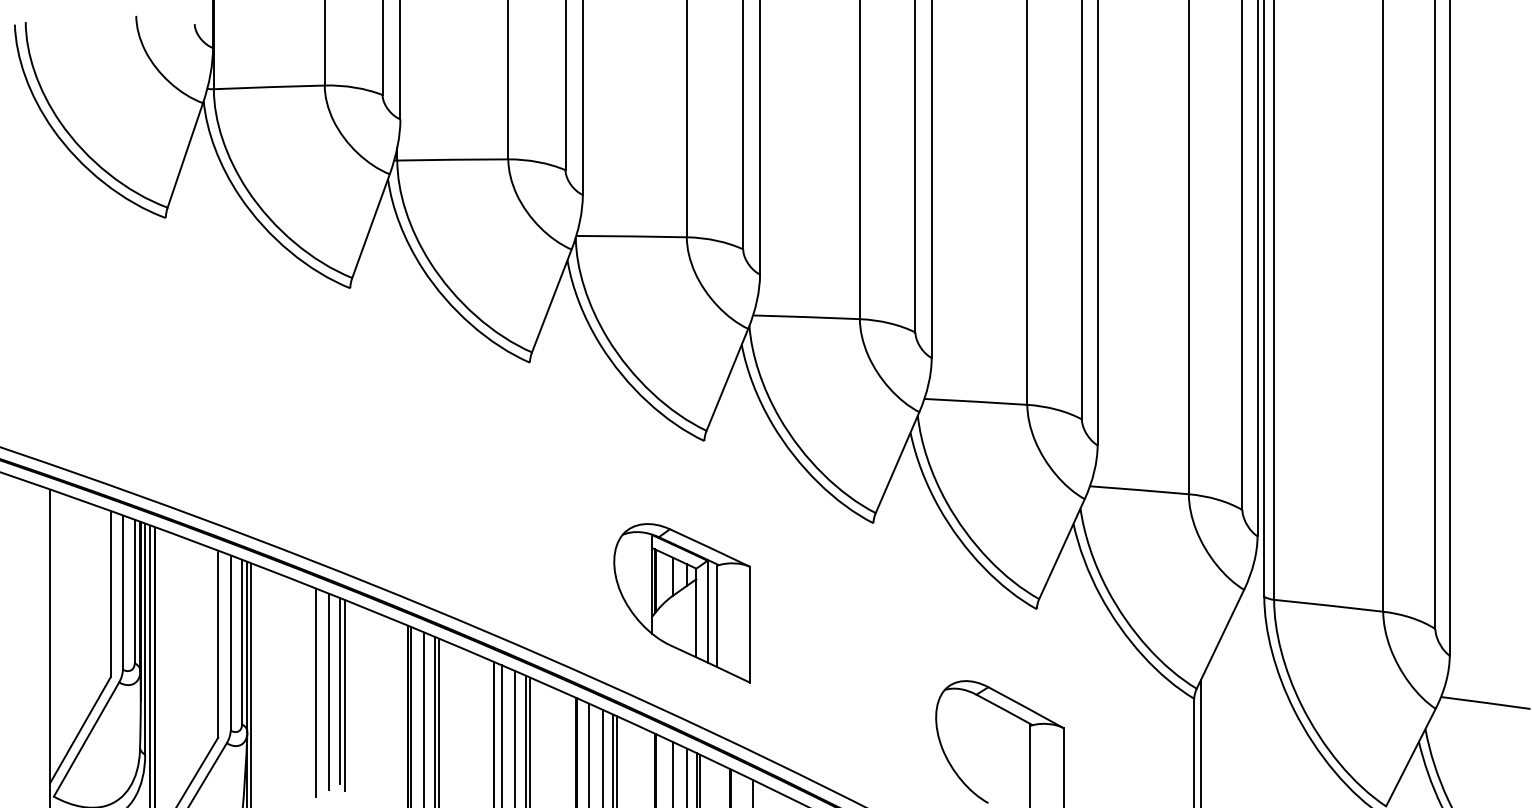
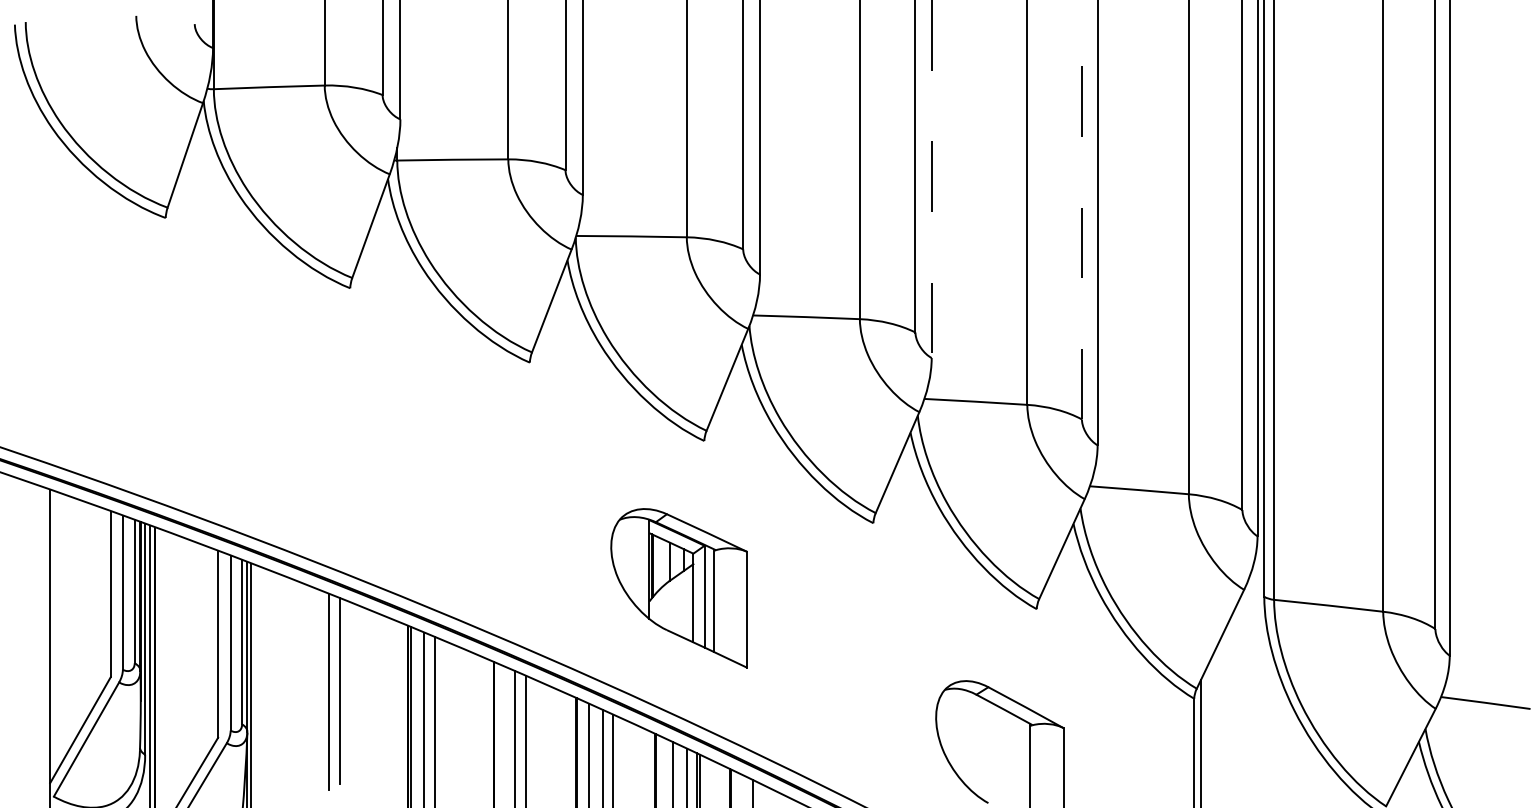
line: solid -> dashed (931, 179)
line: solid -> dashed (1081, 209)
part position: (681, 603) -> (678, 588) (678, 588)
line: present -> none (316, 692)
line: present -> none (344, 695)
line: present -> none (439, 721)
line: present -> none (501, 734)
line: present -> none (529, 740)
line: present -> none (616, 760)
